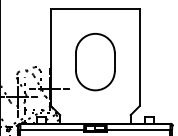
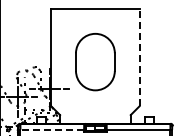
line: solid -> dashed (139, 57)
line: solid -> dashed (52, 129)
